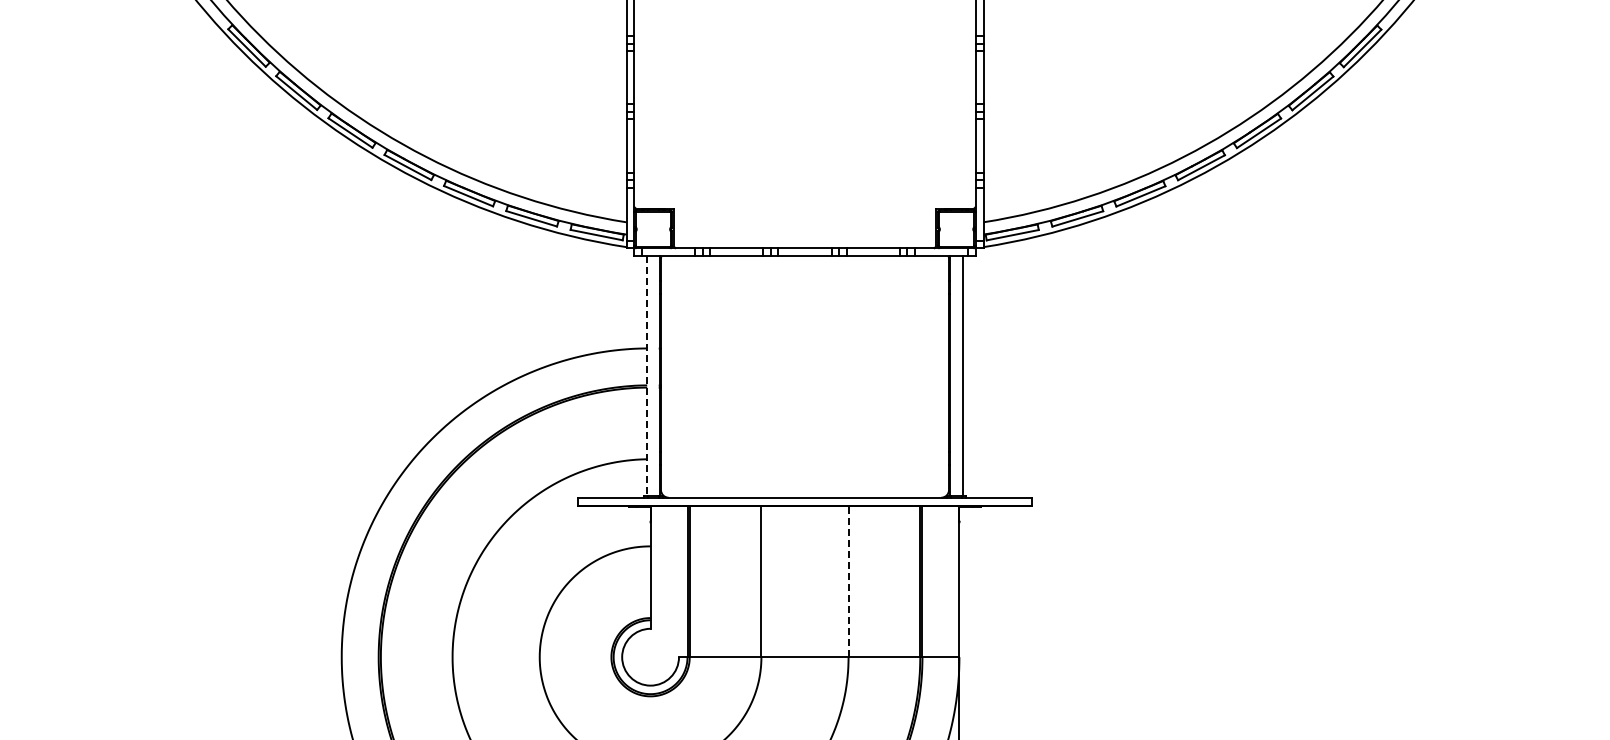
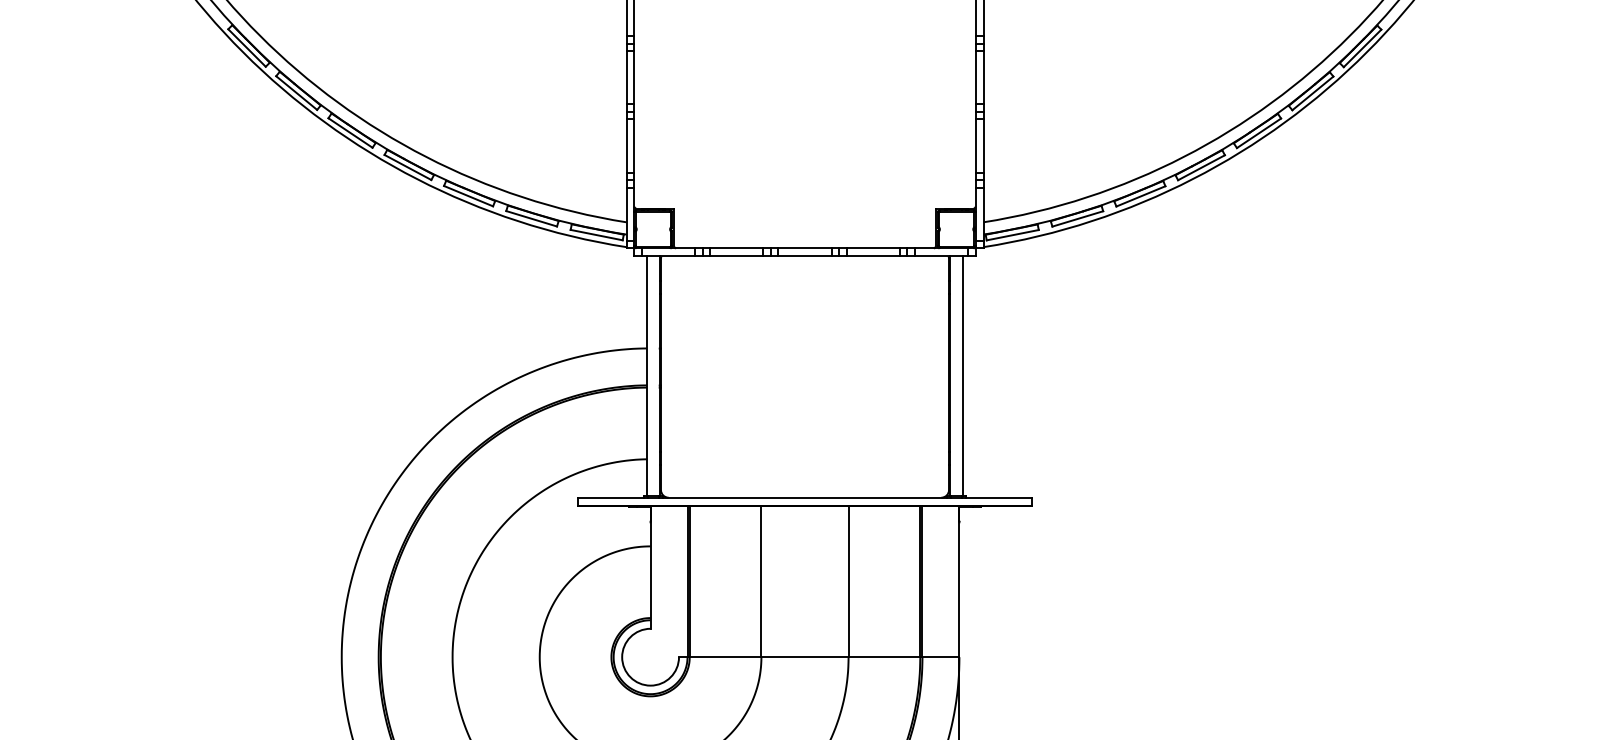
line: dashed -> solid (647, 376)
line: dashed -> solid (848, 581)
